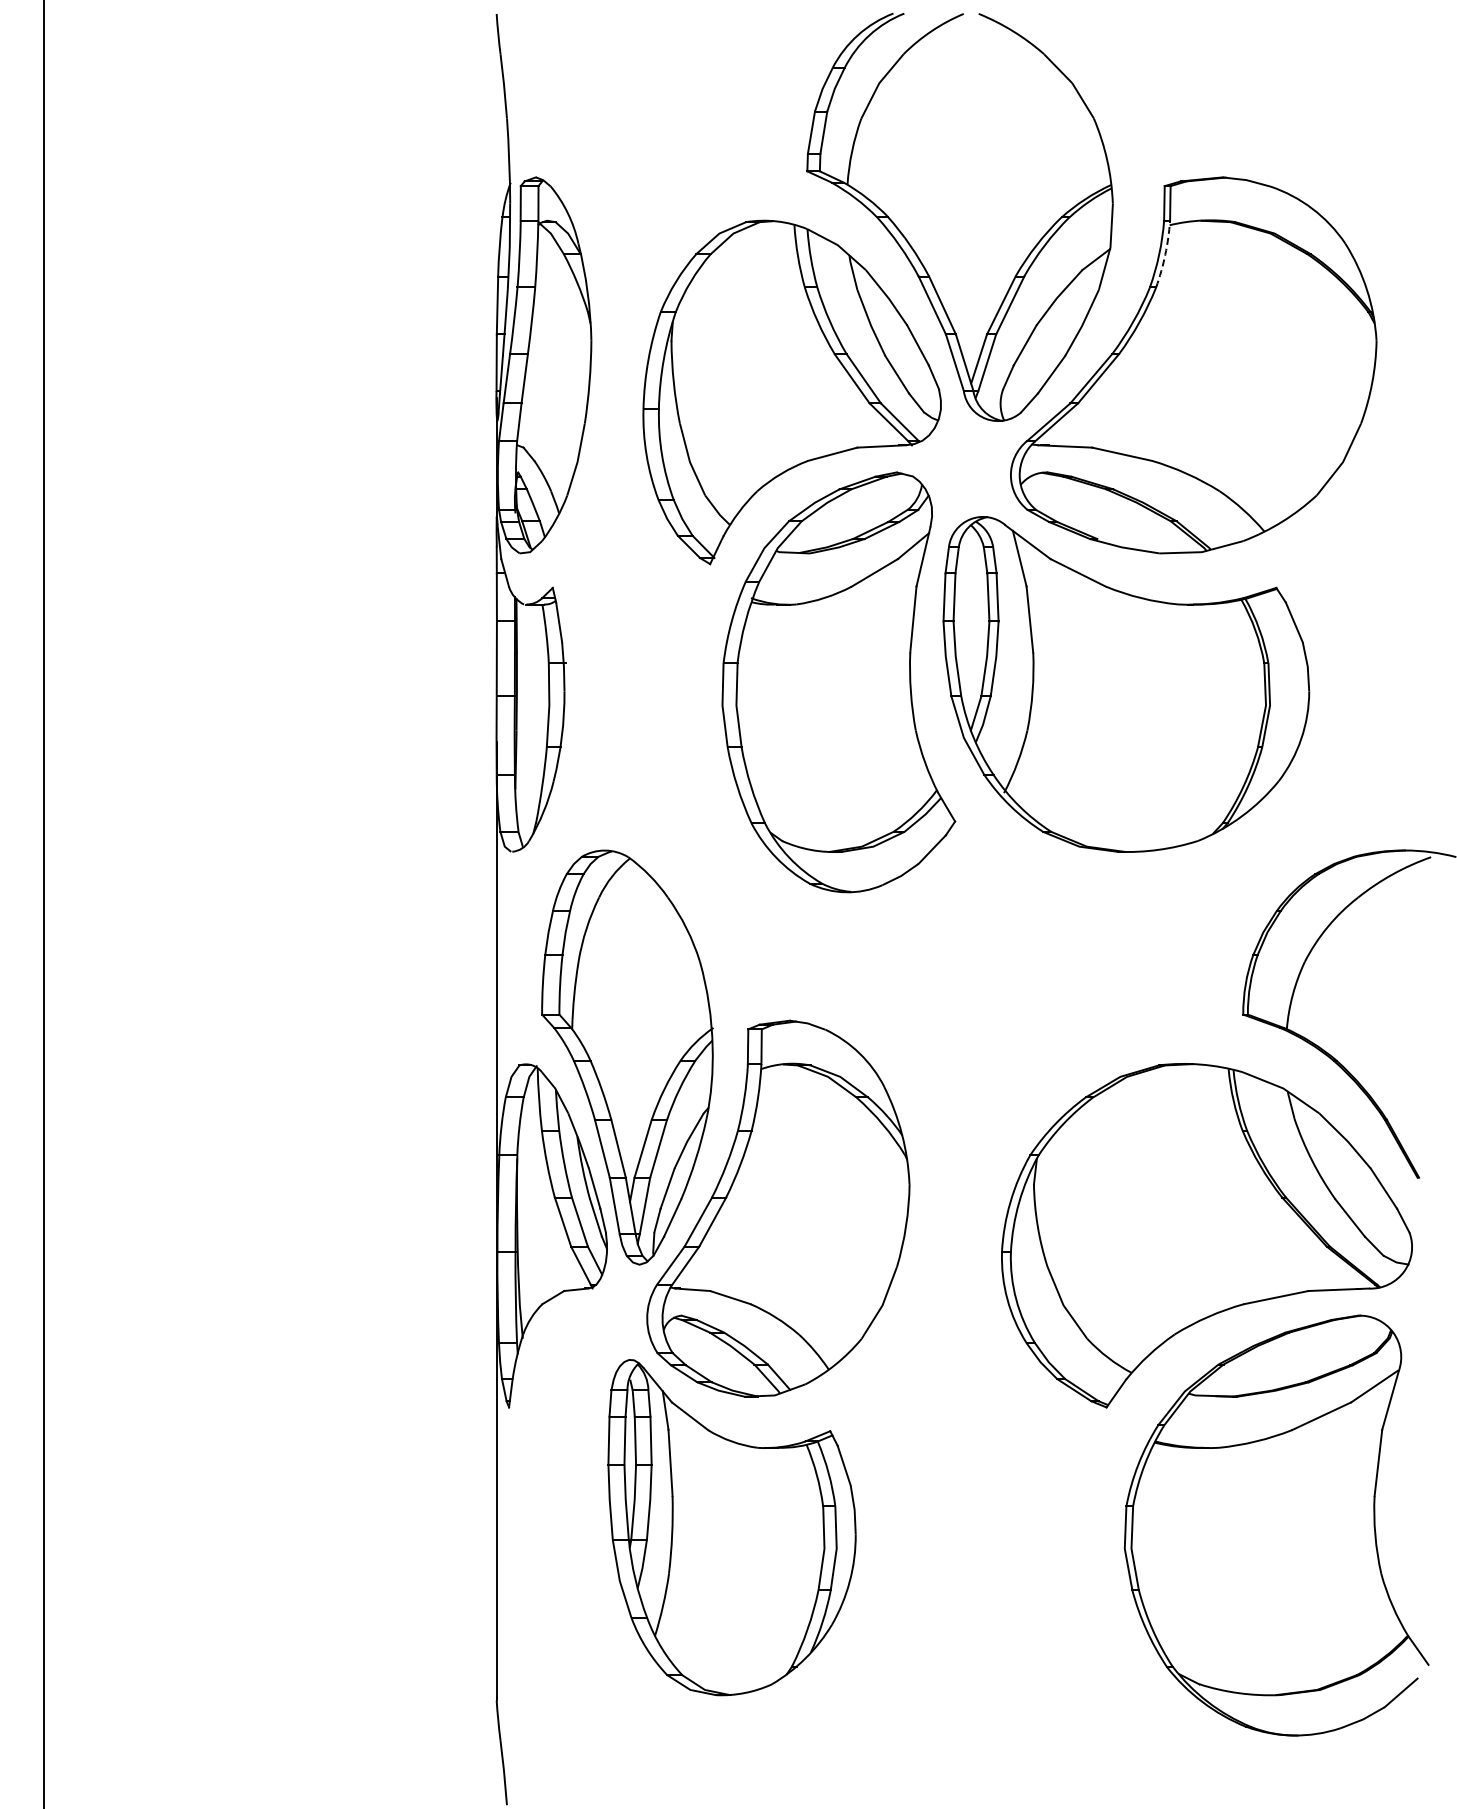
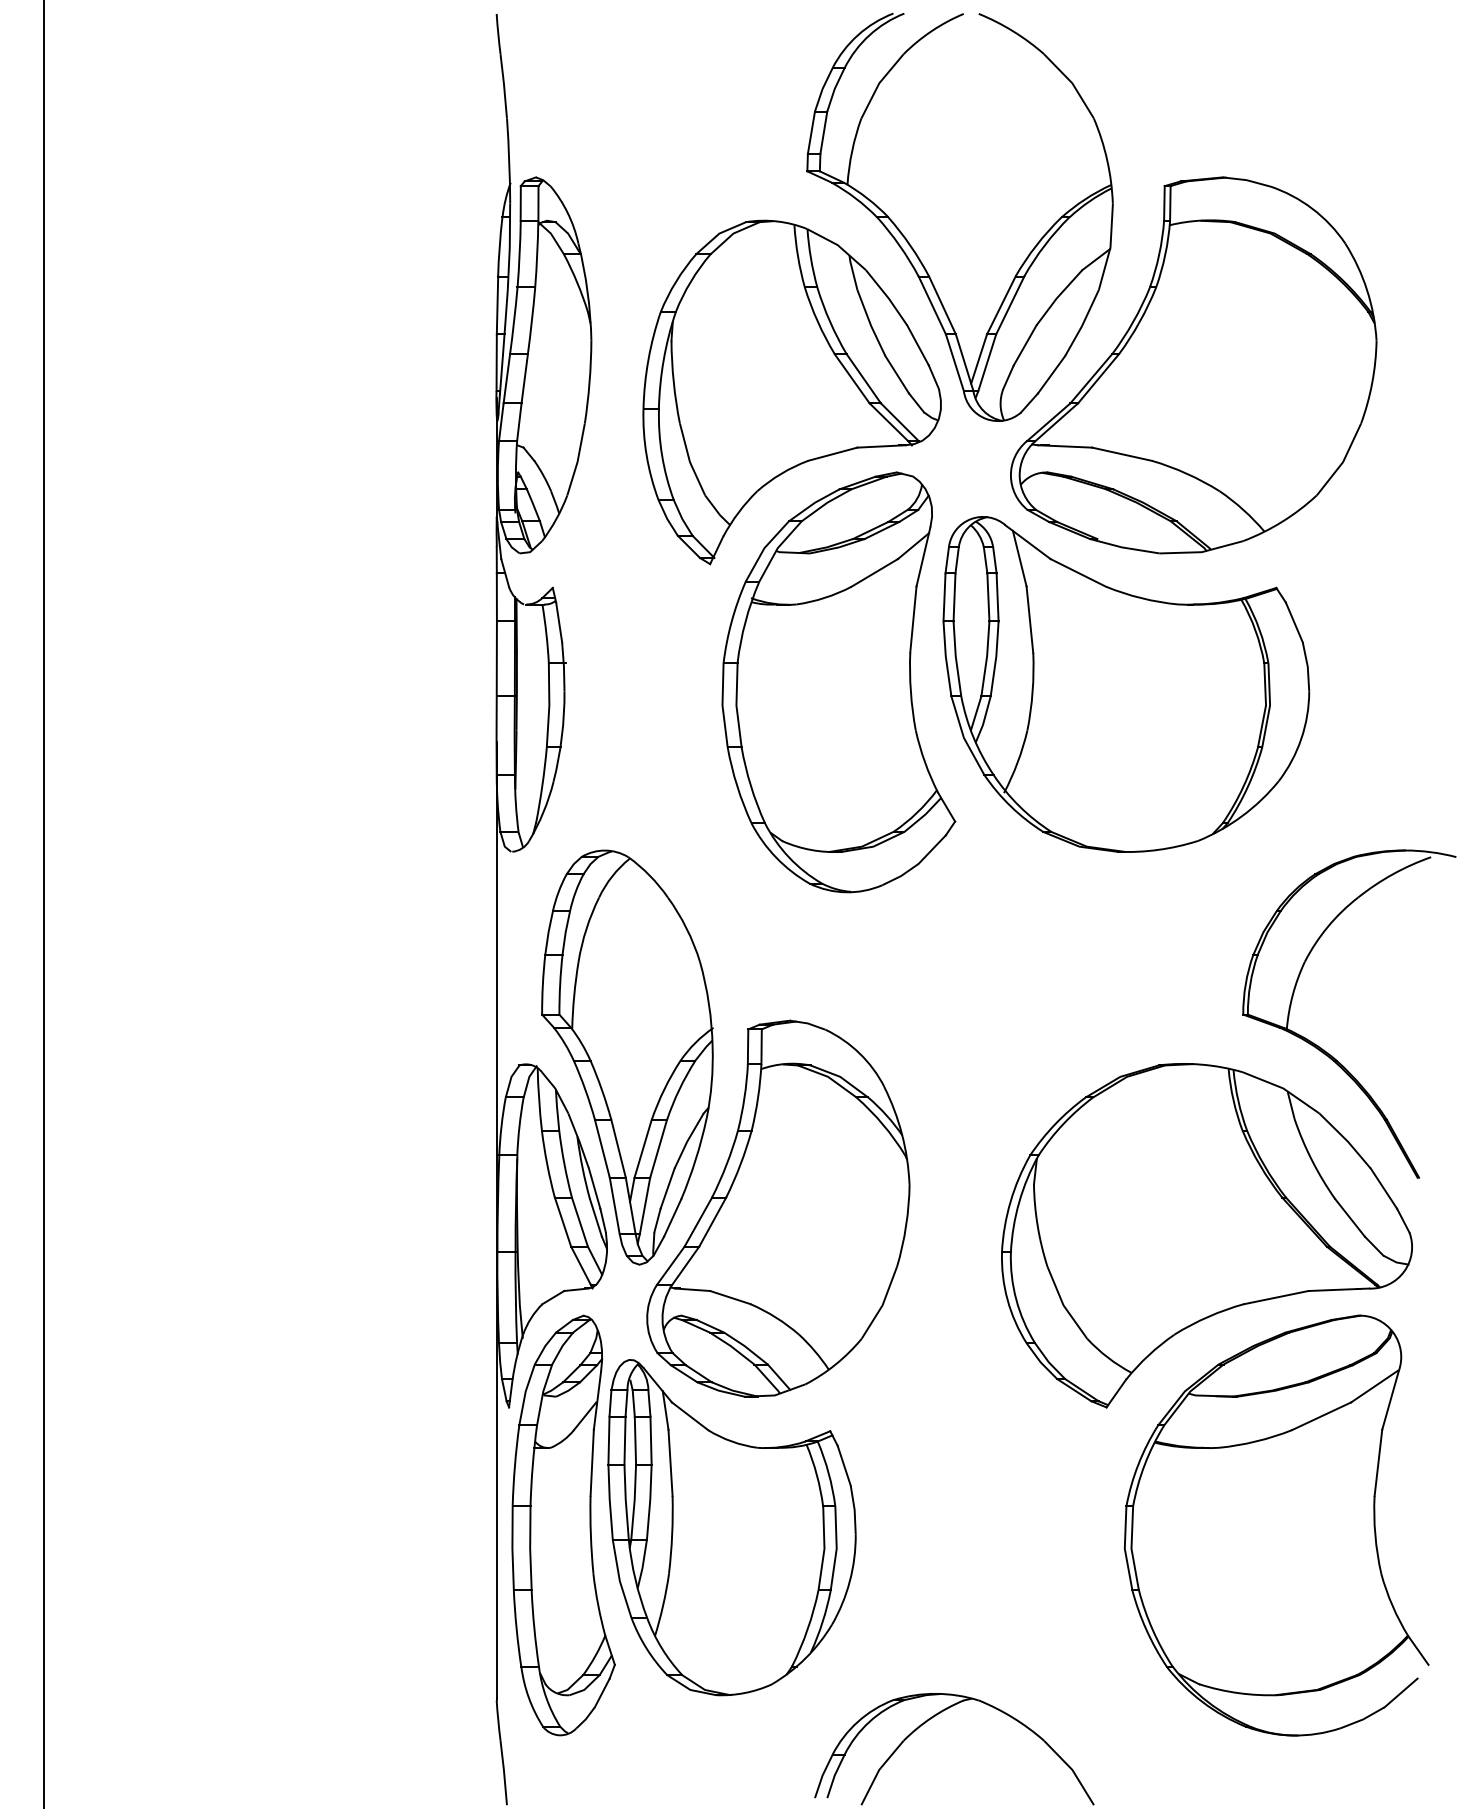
arc: dashed -> solid (1165, 254)
part: none -> present (563, 1525)
part: none -> present (937, 1715)
